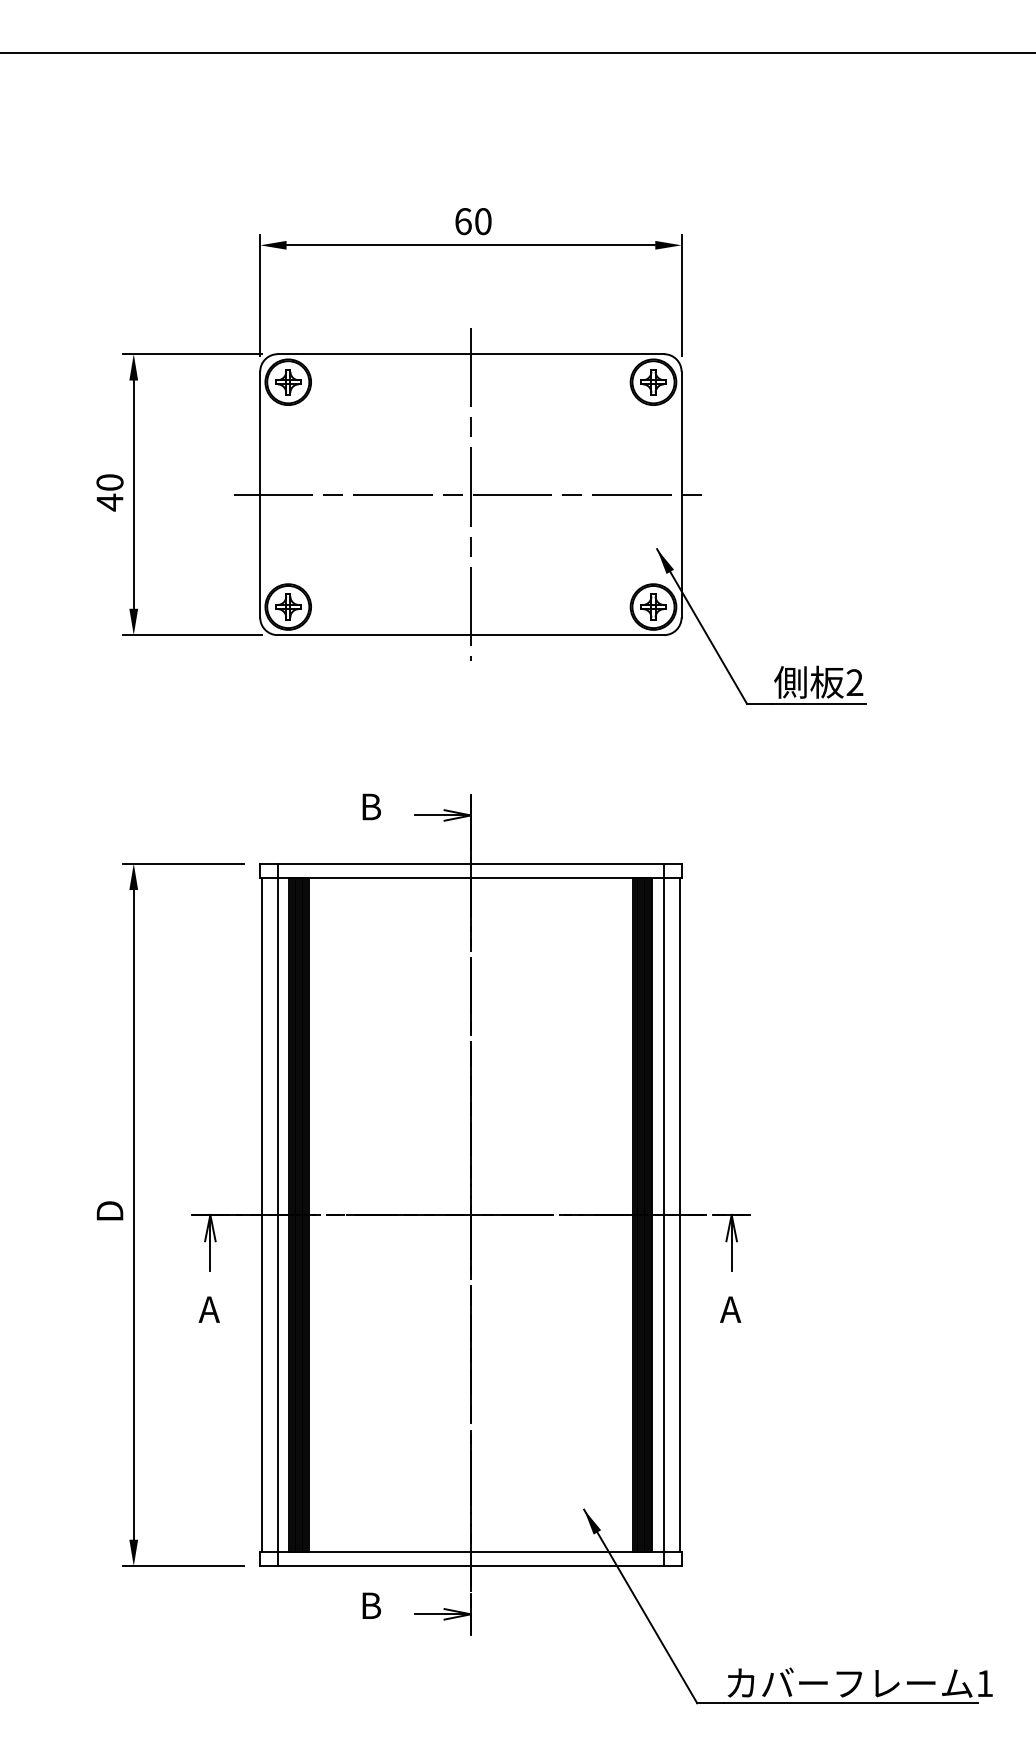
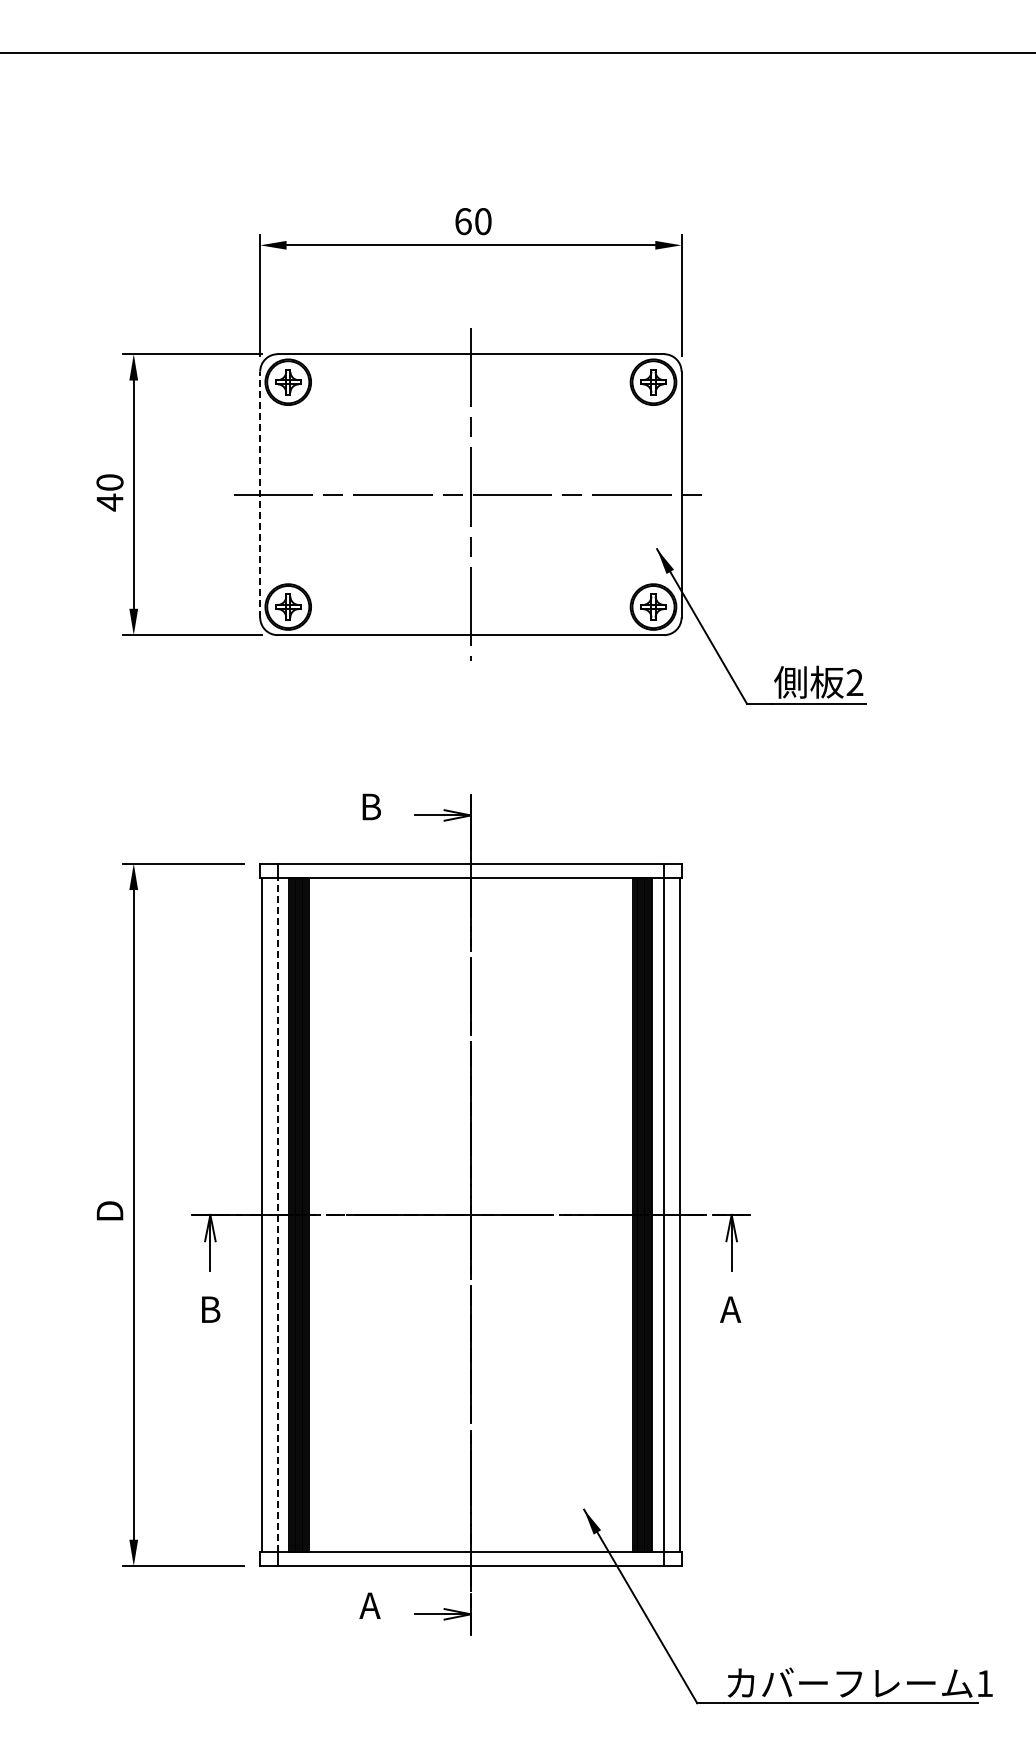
line: solid -> dashed (260, 494)
line: solid -> dashed (277, 1214)
text: A -> B (209, 1309)
text: B -> A (370, 1605)
